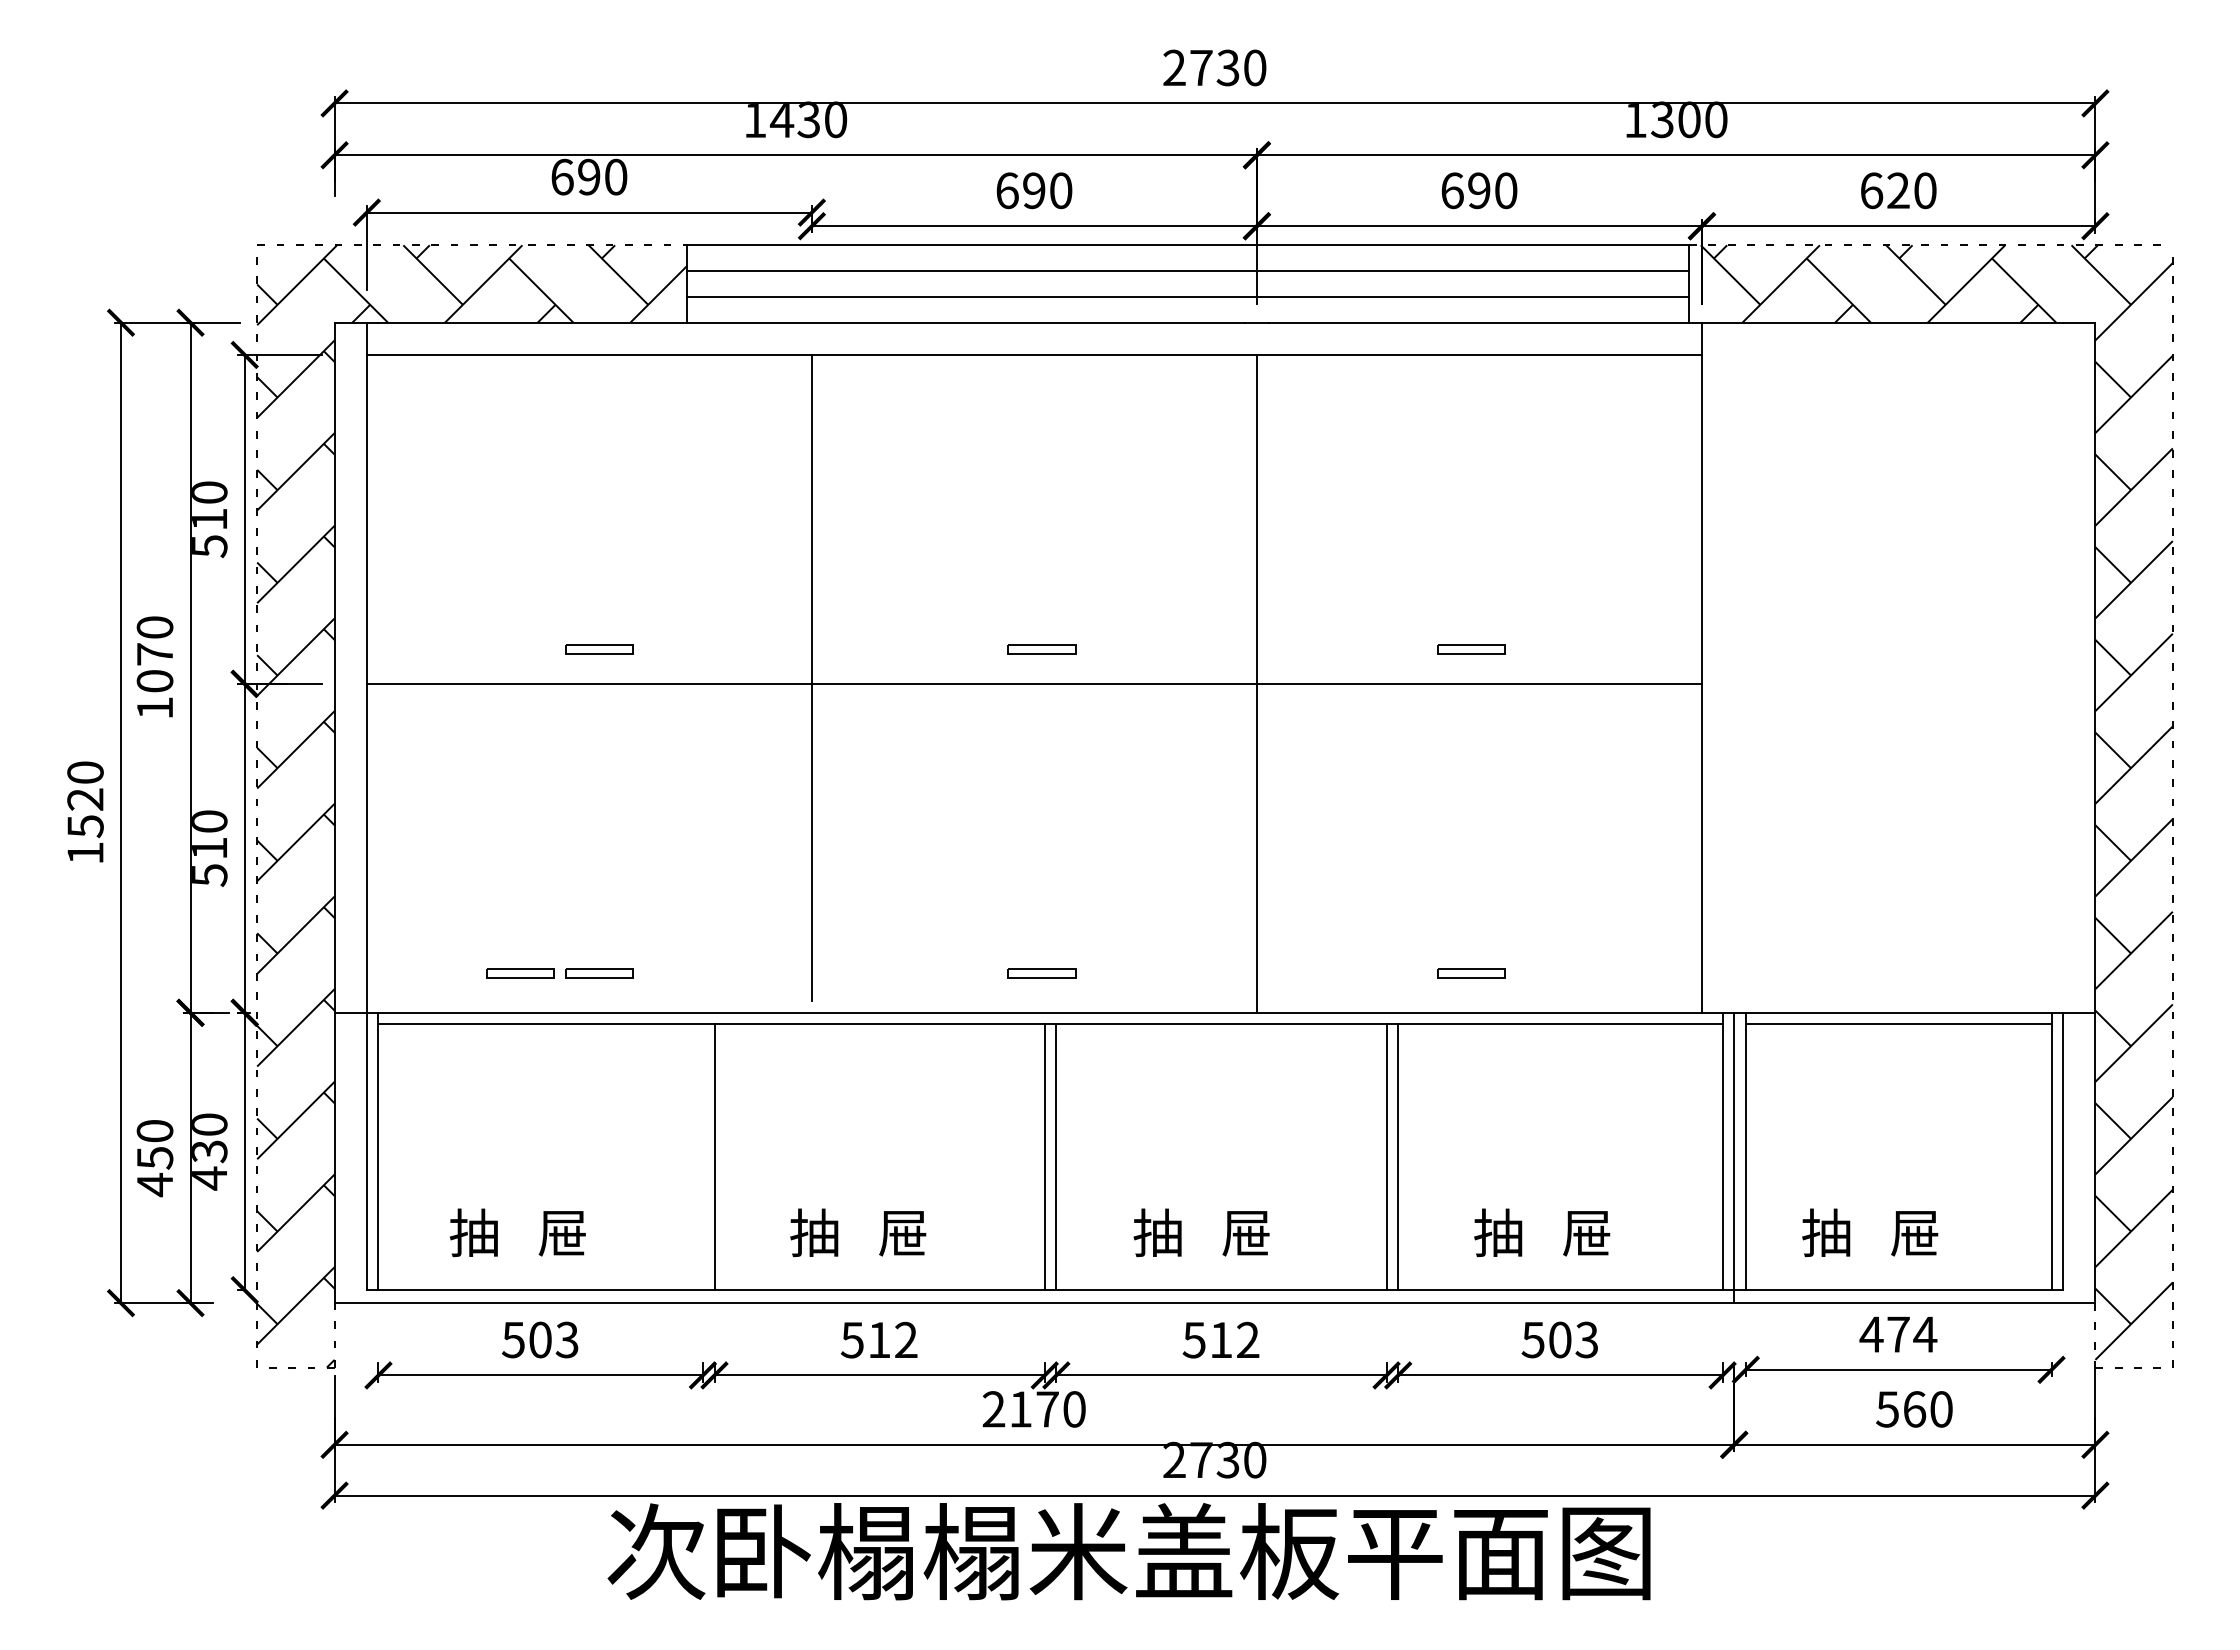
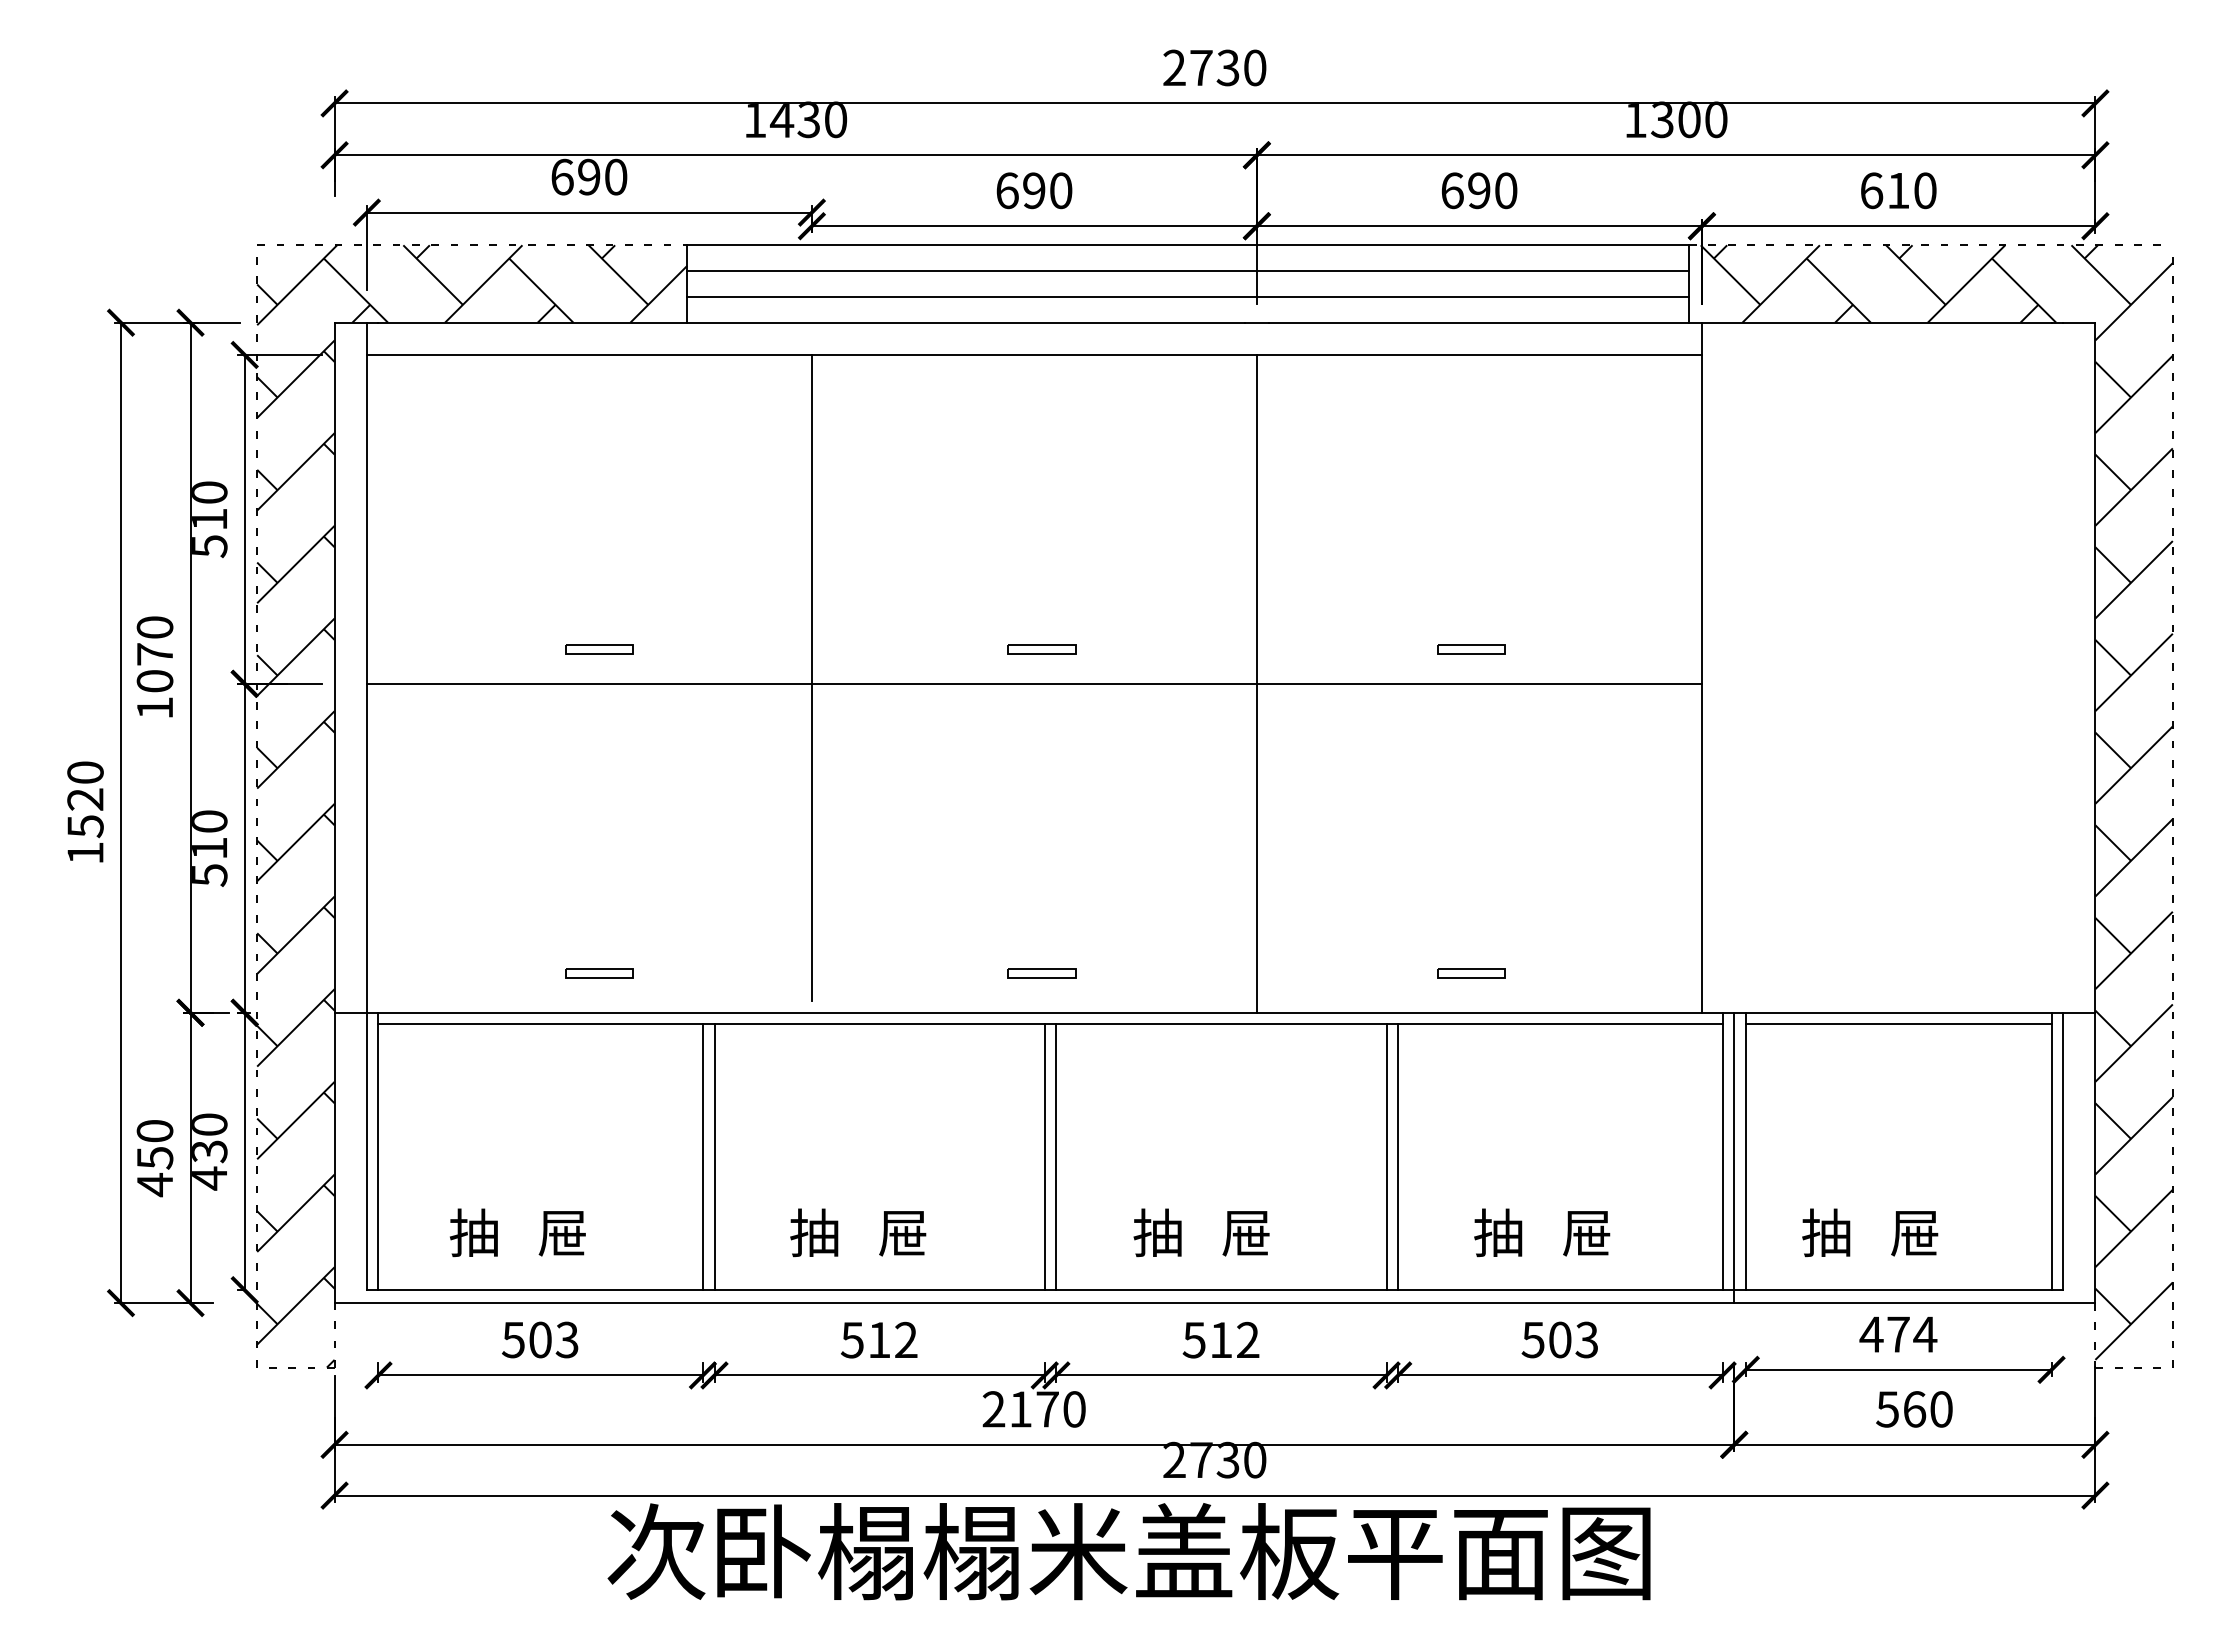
text: 620 -> 610 (1898, 190)
part: present -> none (520, 973)
line: none -> present (702, 1157)
